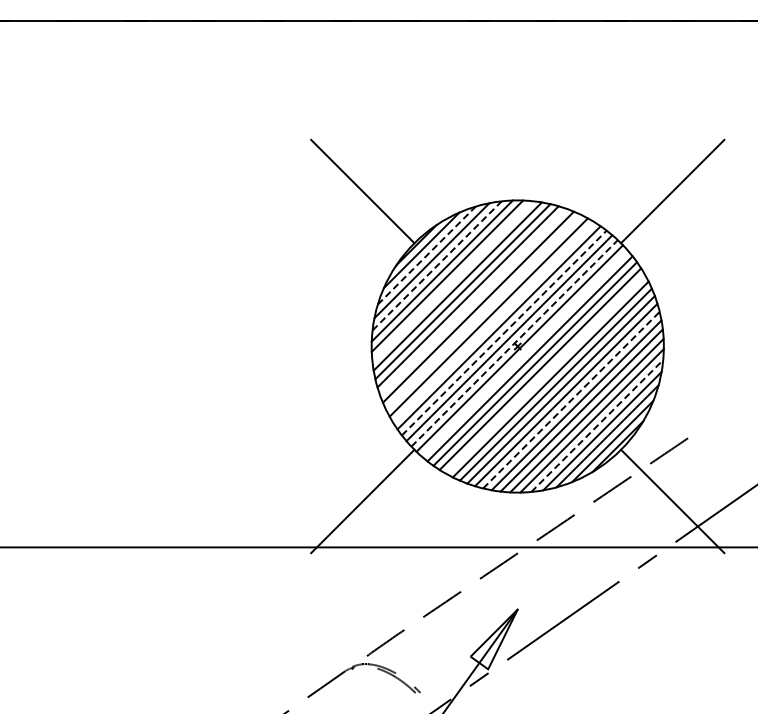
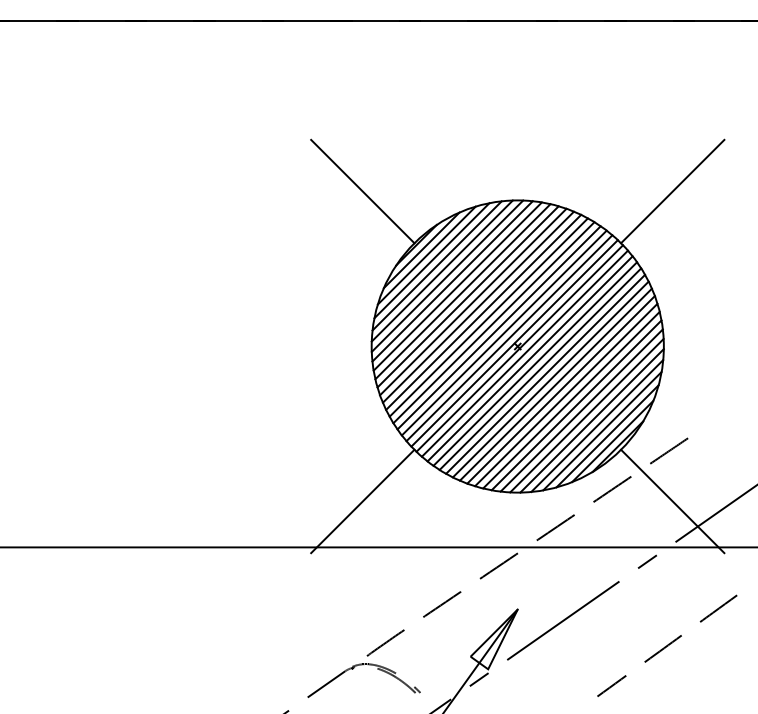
line: dashed -> solid (427, 255)
line: dashed -> solid (437, 265)
line: none -> present (452, 281)
line: none -> present (473, 301)
line: none -> present (483, 311)
line: none -> present (493, 322)
line: dashed -> solid (504, 333)
line: dashed -> solid (514, 343)
line: none -> present (524, 353)
line: none -> present (545, 373)
line: dashed -> solid (571, 400)
line: dashed -> solid (597, 425)
curve: none -> present (667, 645)
